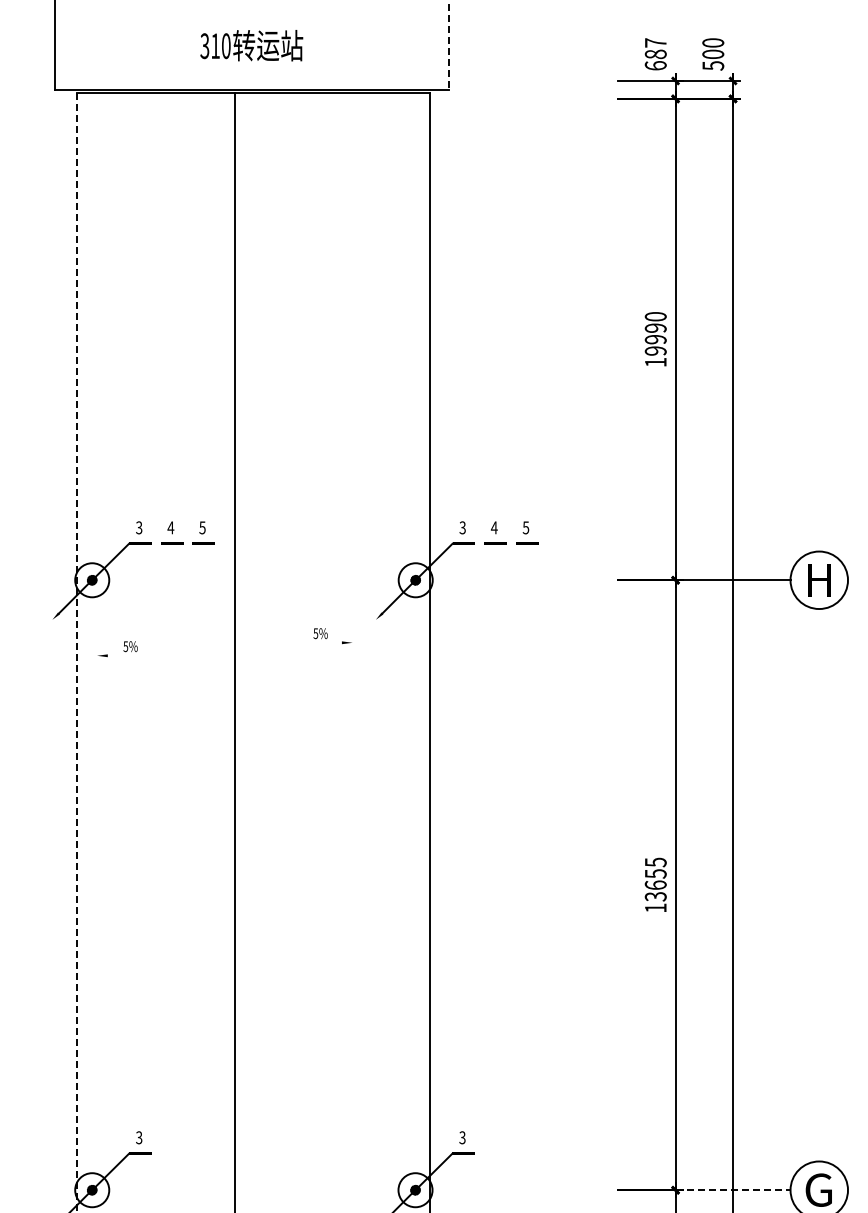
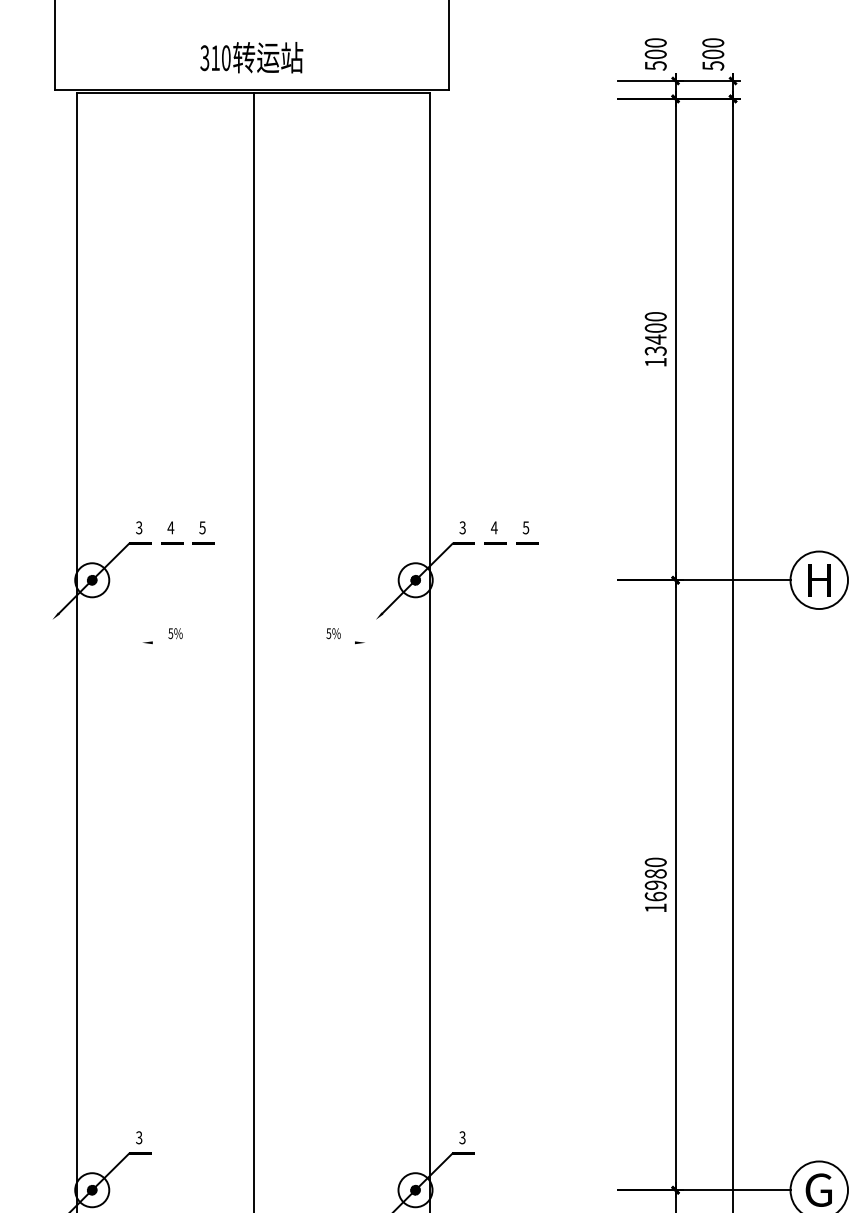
text position: (251, 45) -> (251, 57) (251, 57)
line: dashed -> solid (449, 45)
text: 687 -> 500 (655, 54)
text: 19990 -> 13400 (655, 339)
text position: (332, 636) -> (345, 636) (345, 636)
text position: (117, 649) -> (162, 636) (162, 636)
line position: (234, 651) -> (253, 651) (253, 651)
line: dashed -> solid (77, 653)
text: 13655 -> 16980 (655, 879)
line: dashed -> solid (733, 1190)
